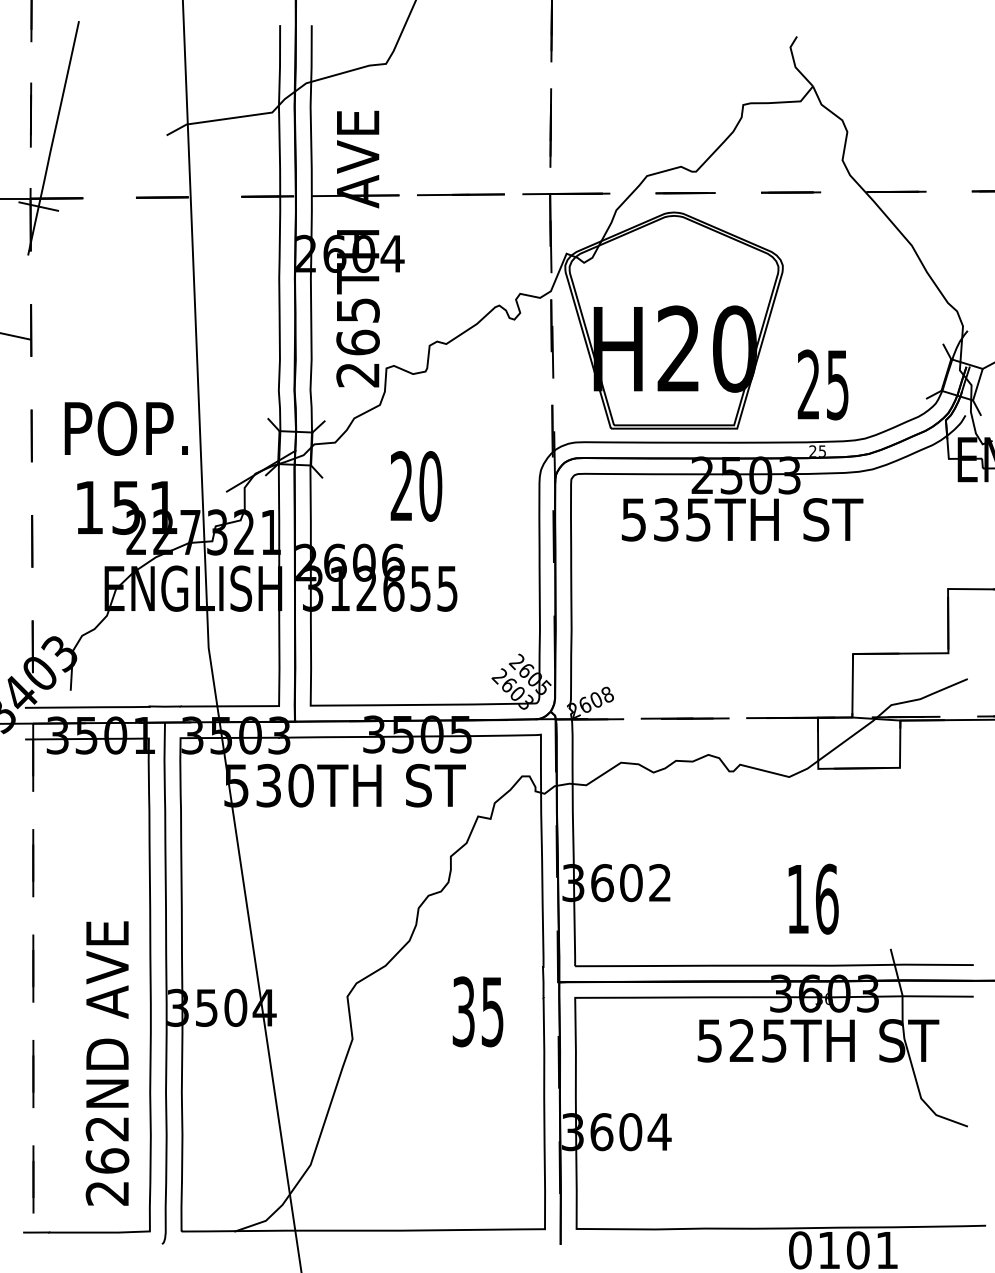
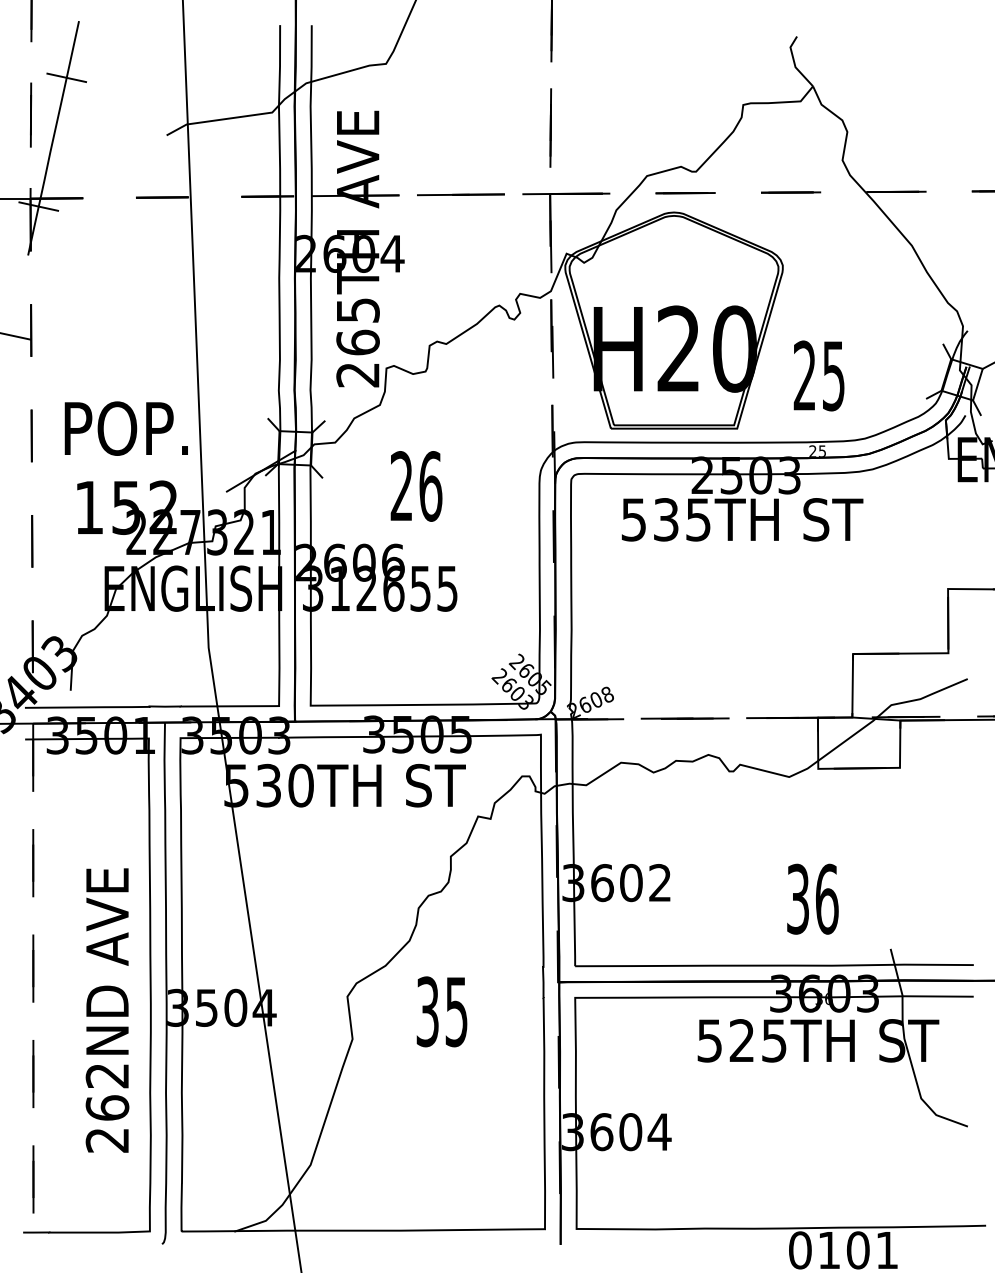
line: none -> present (66, 77)
text position: (822, 384) -> (818, 375) (818, 375)
text: 20 -> 26 (430, 486)
text: 151 -> 152 (163, 506)
text: 16 -> 36 (797, 898)
text position: (477, 1011) -> (441, 1011) (441, 1011)
text position: (107, 1063) -> (107, 1010) (107, 1010)
